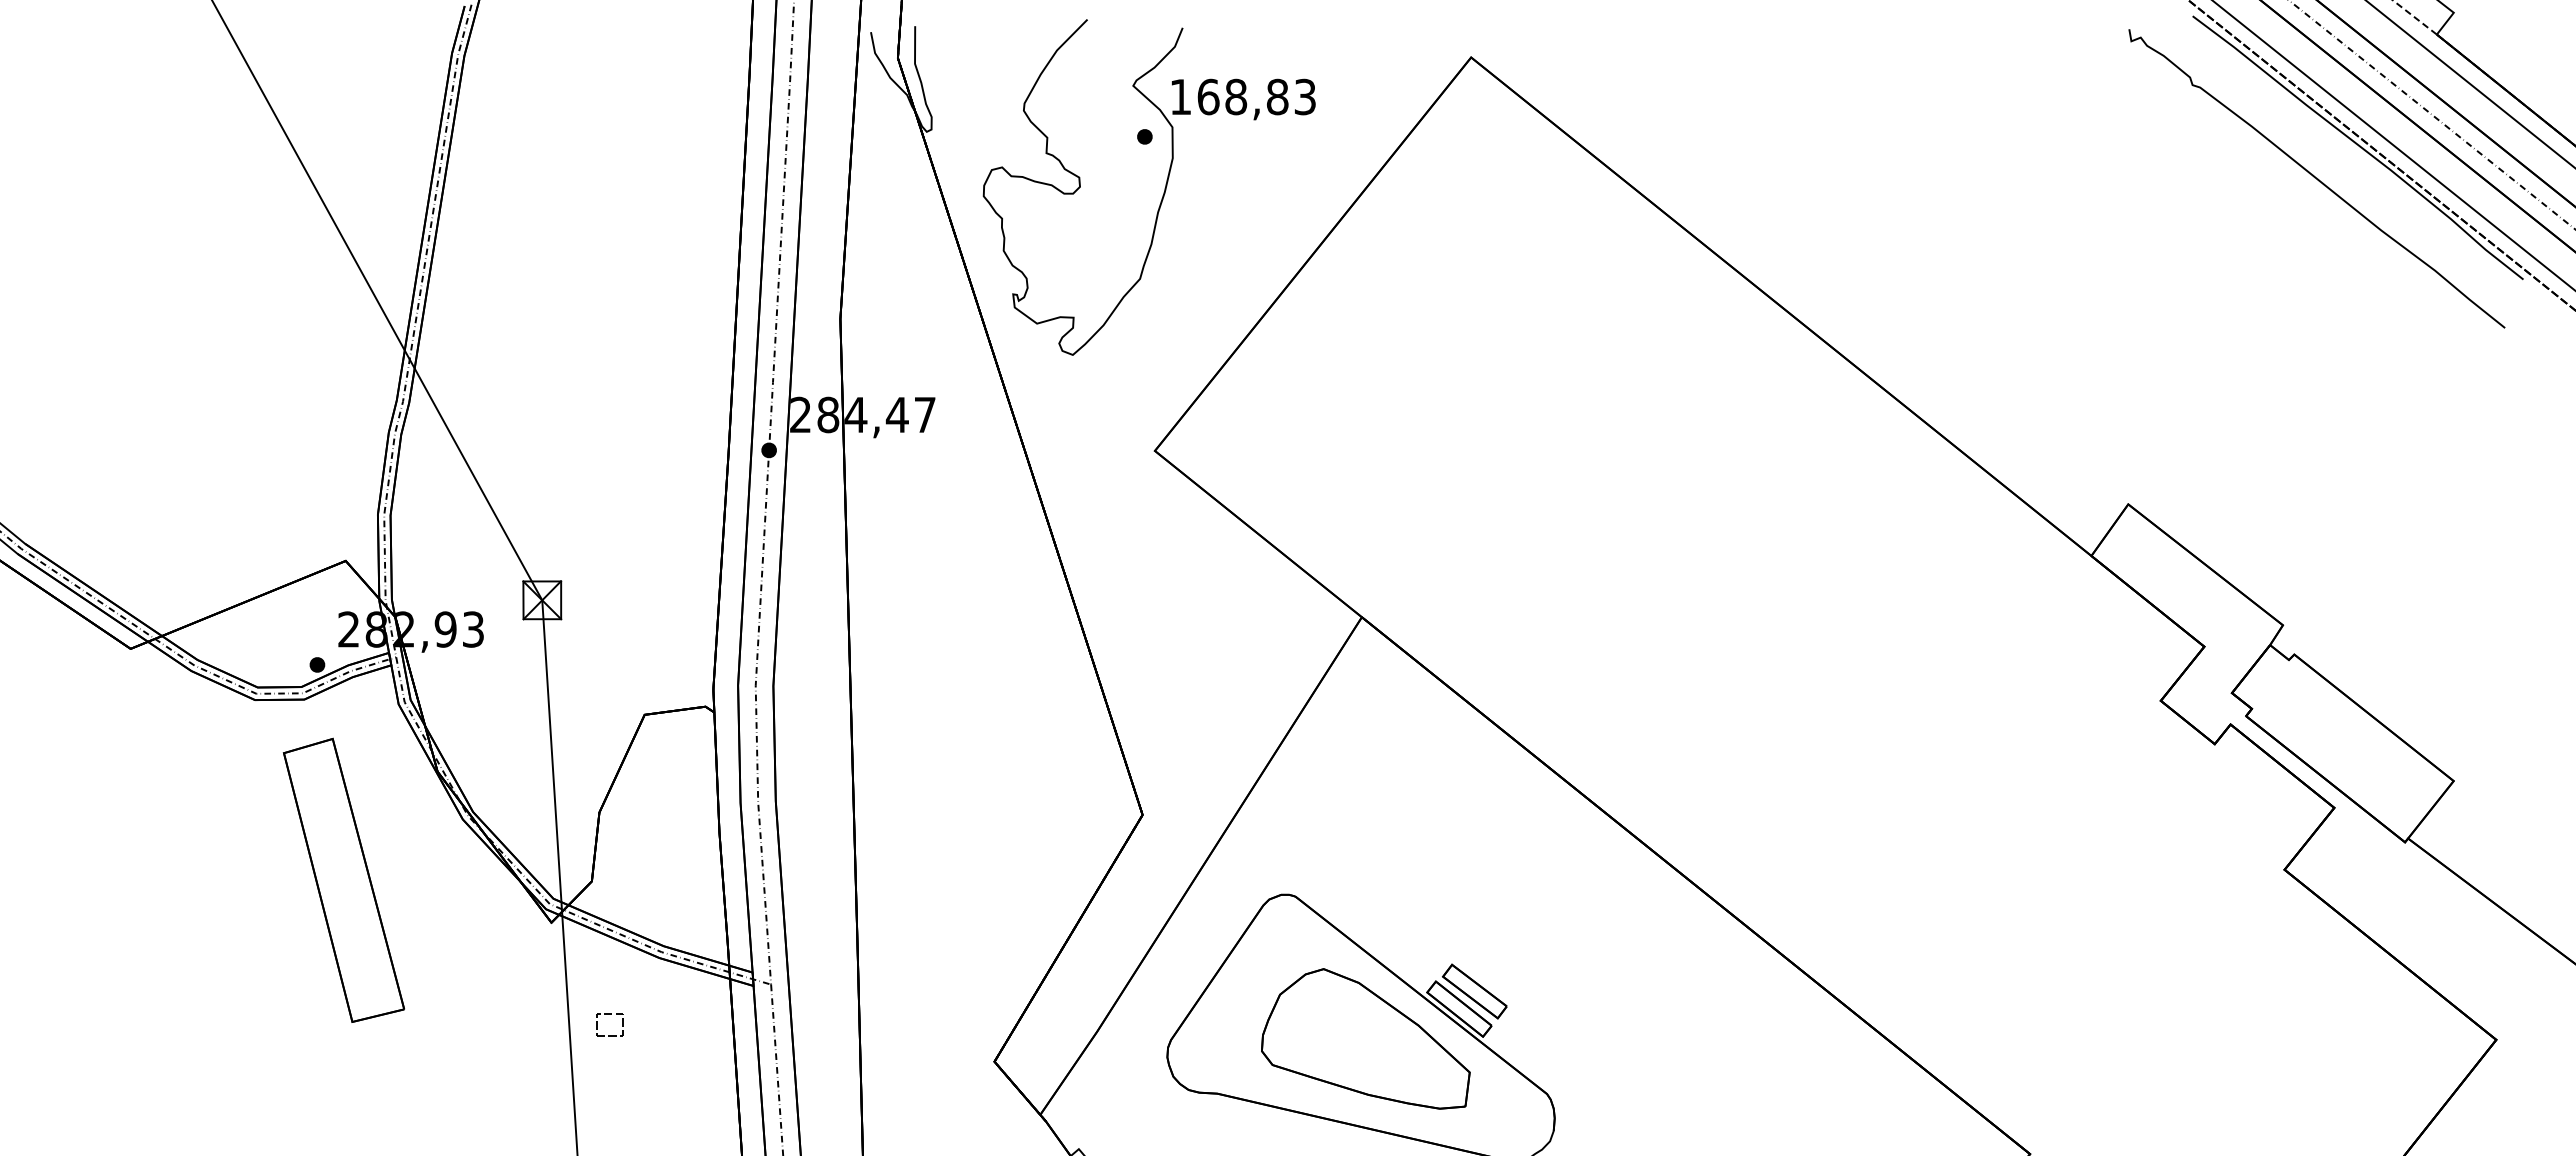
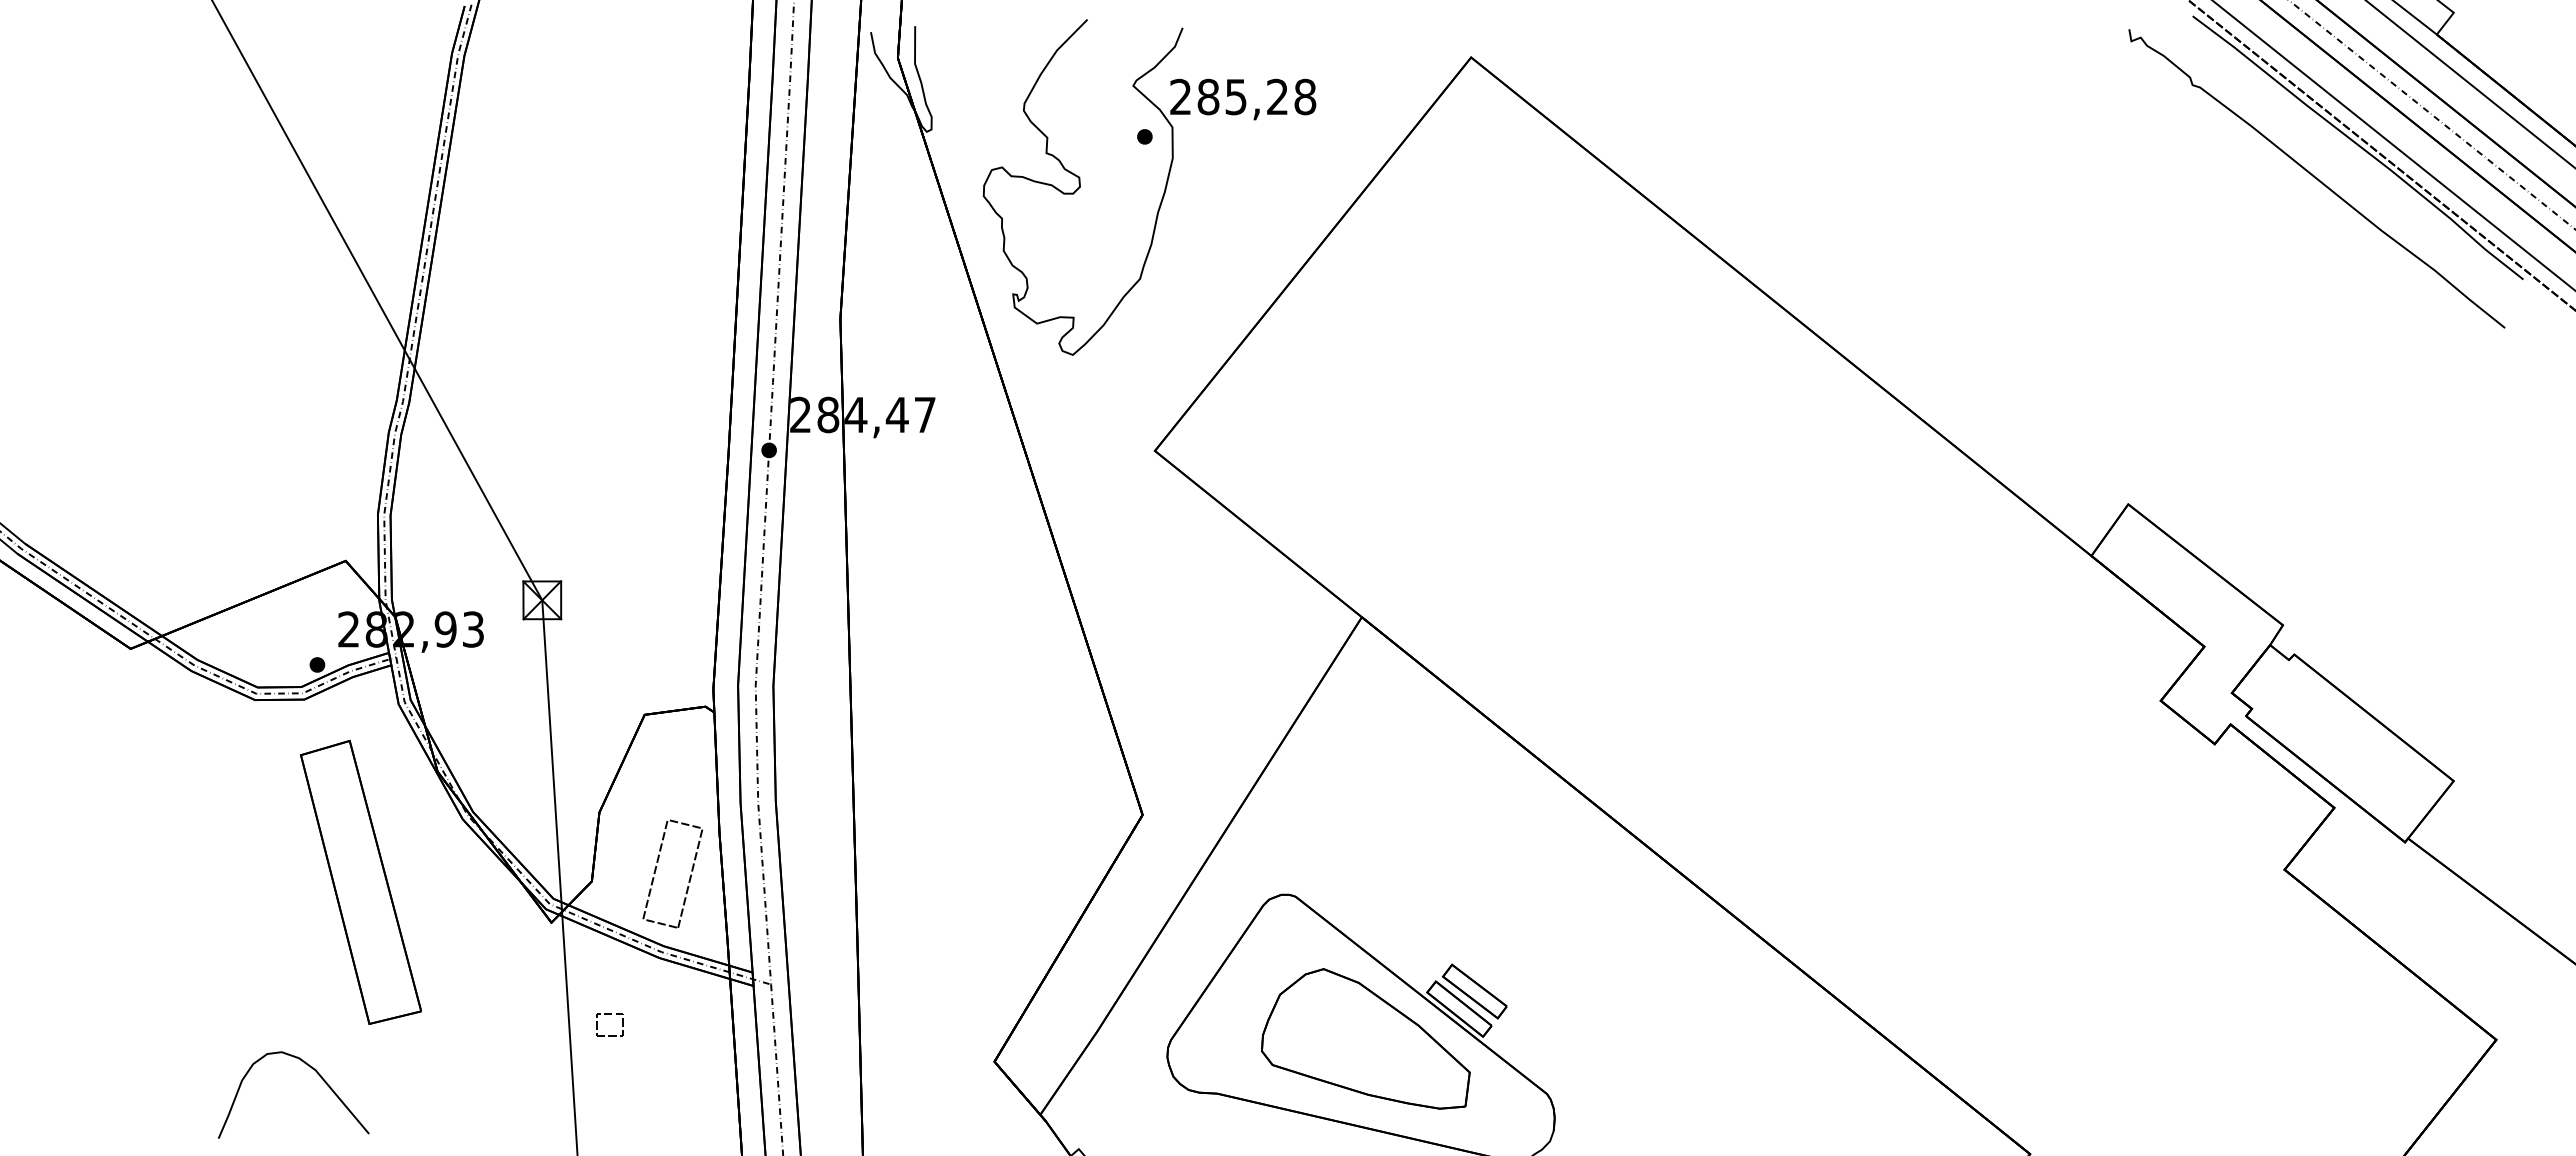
line: dashed -> solid (2414, 17)
text: 168,83 -> 285,28 (1243, 96)
part: none -> present (656, 870)
part position: (343, 879) -> (360, 881) (360, 881)
curve: none -> present (317, 1074)
